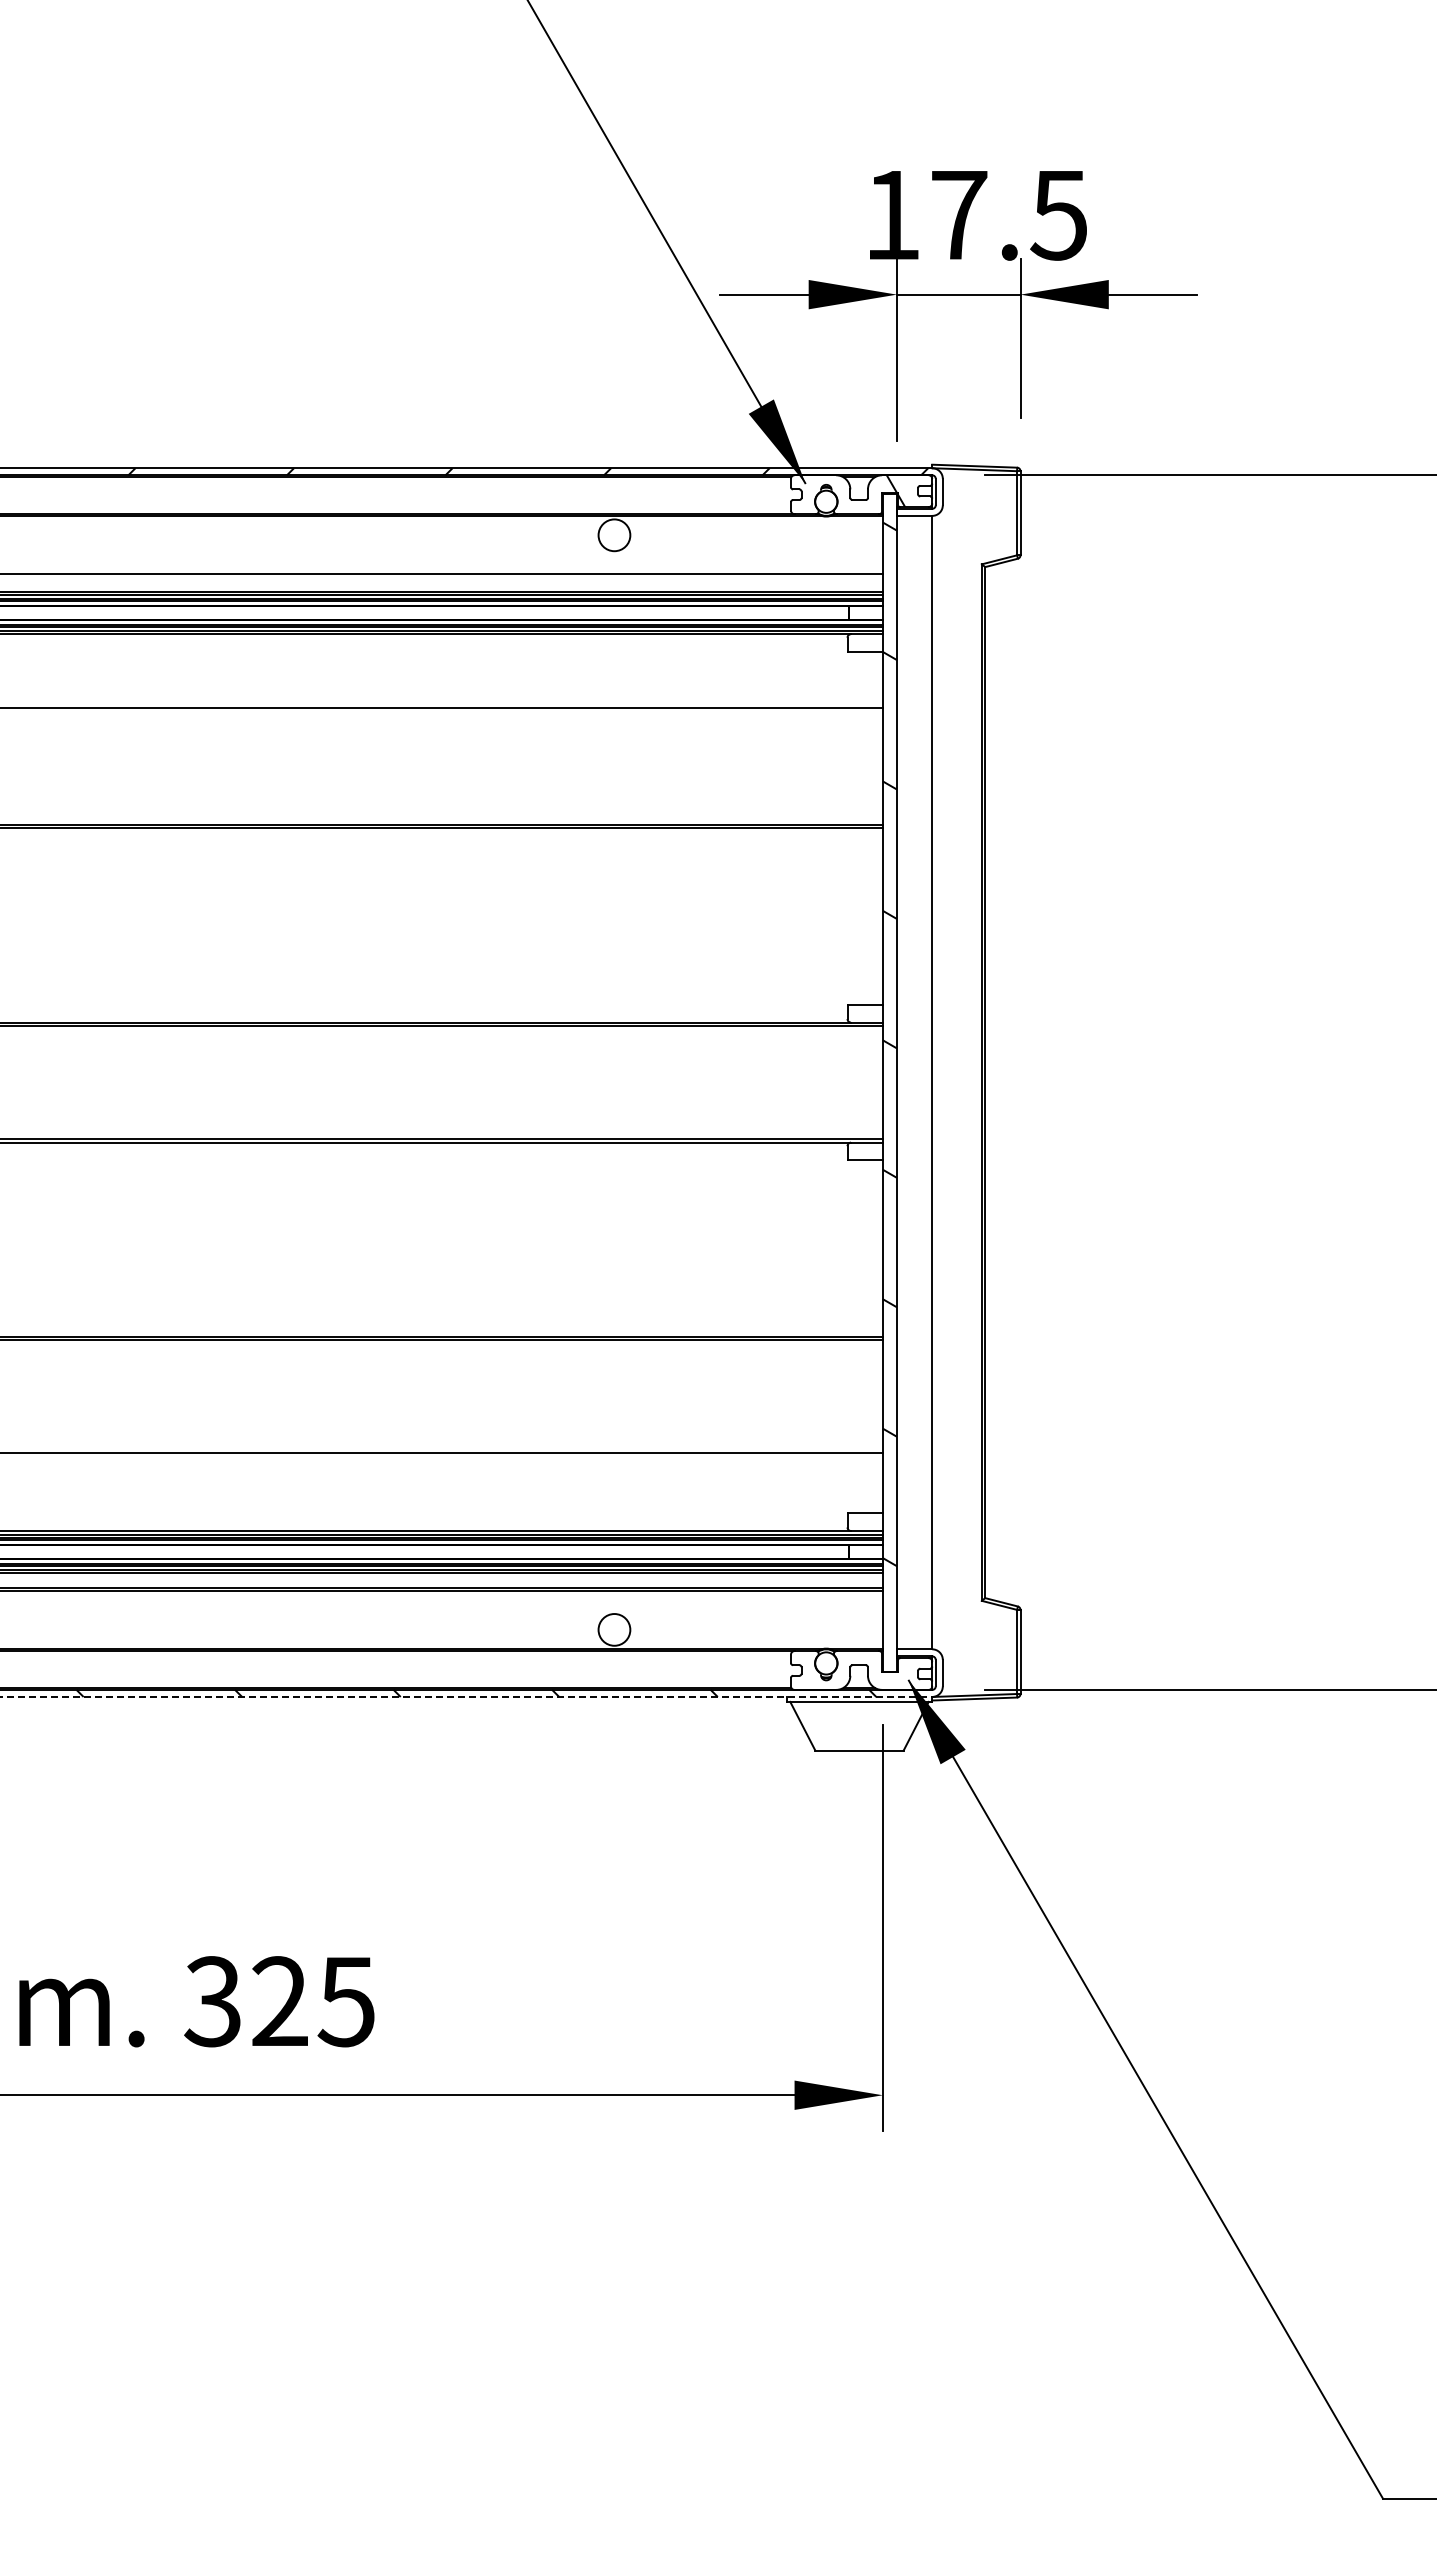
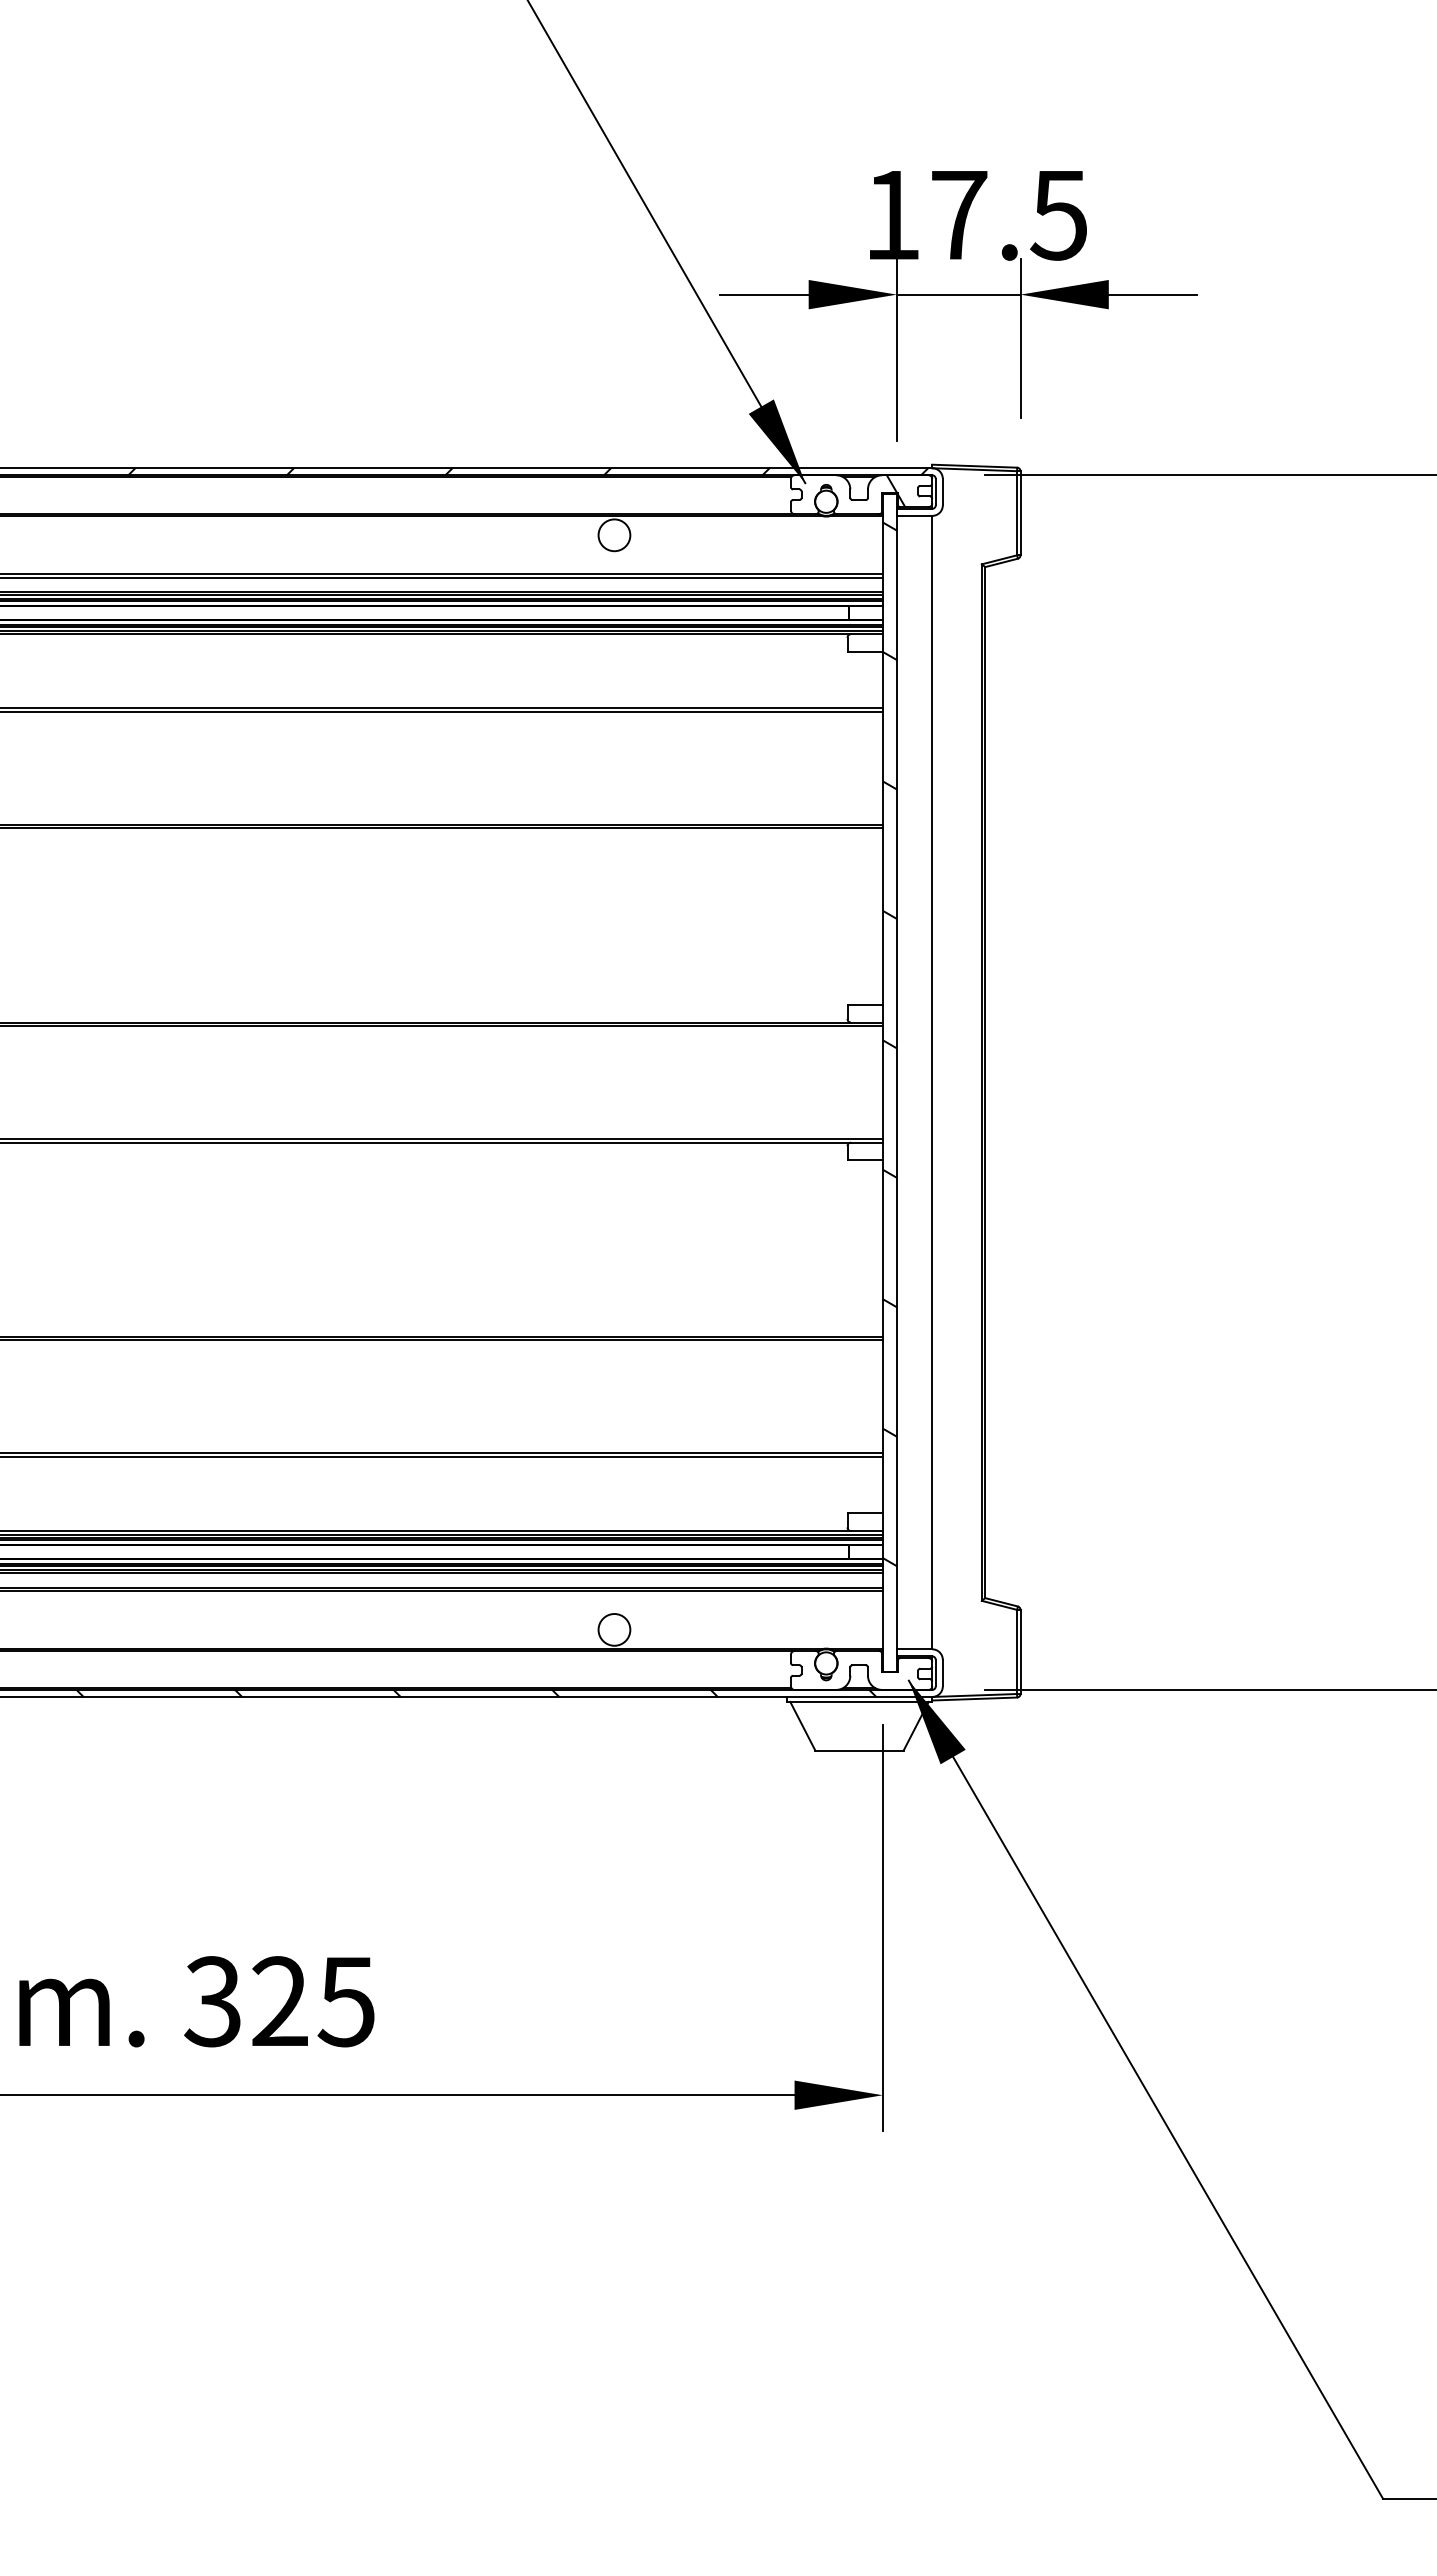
line: none -> present (442, 577)
line: none -> present (442, 711)
line: none -> present (442, 1456)
line: dashed -> solid (466, 1696)
